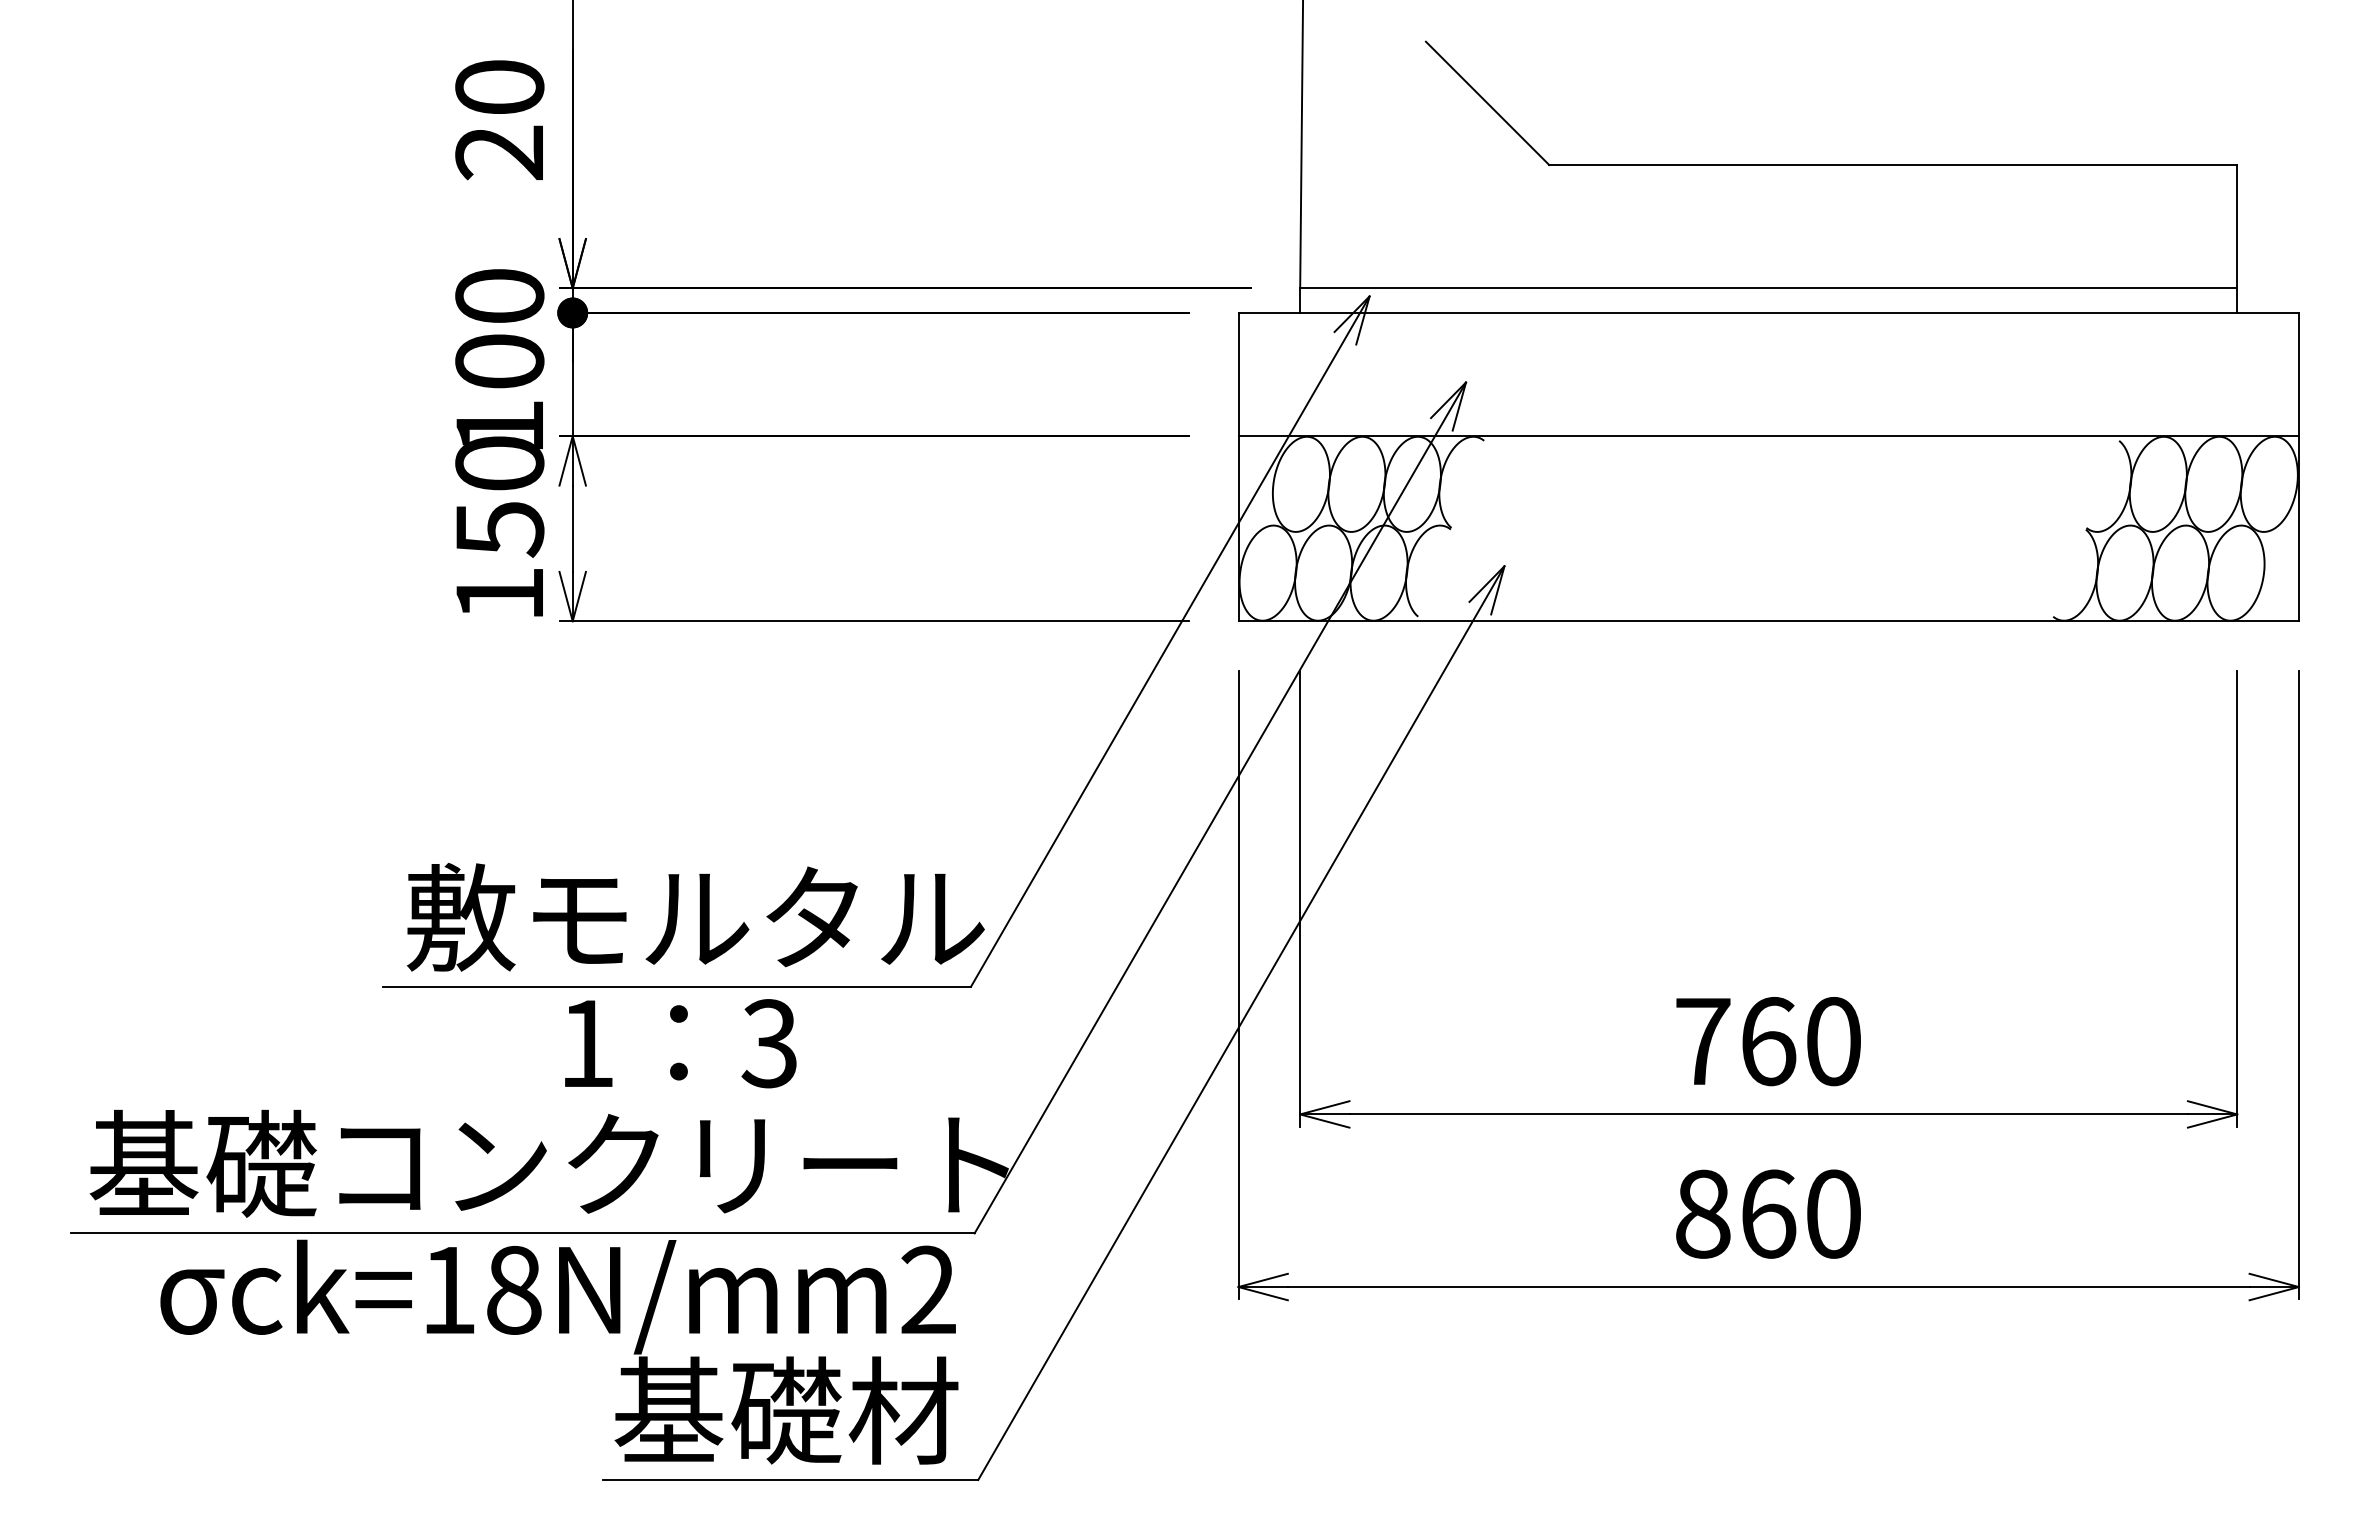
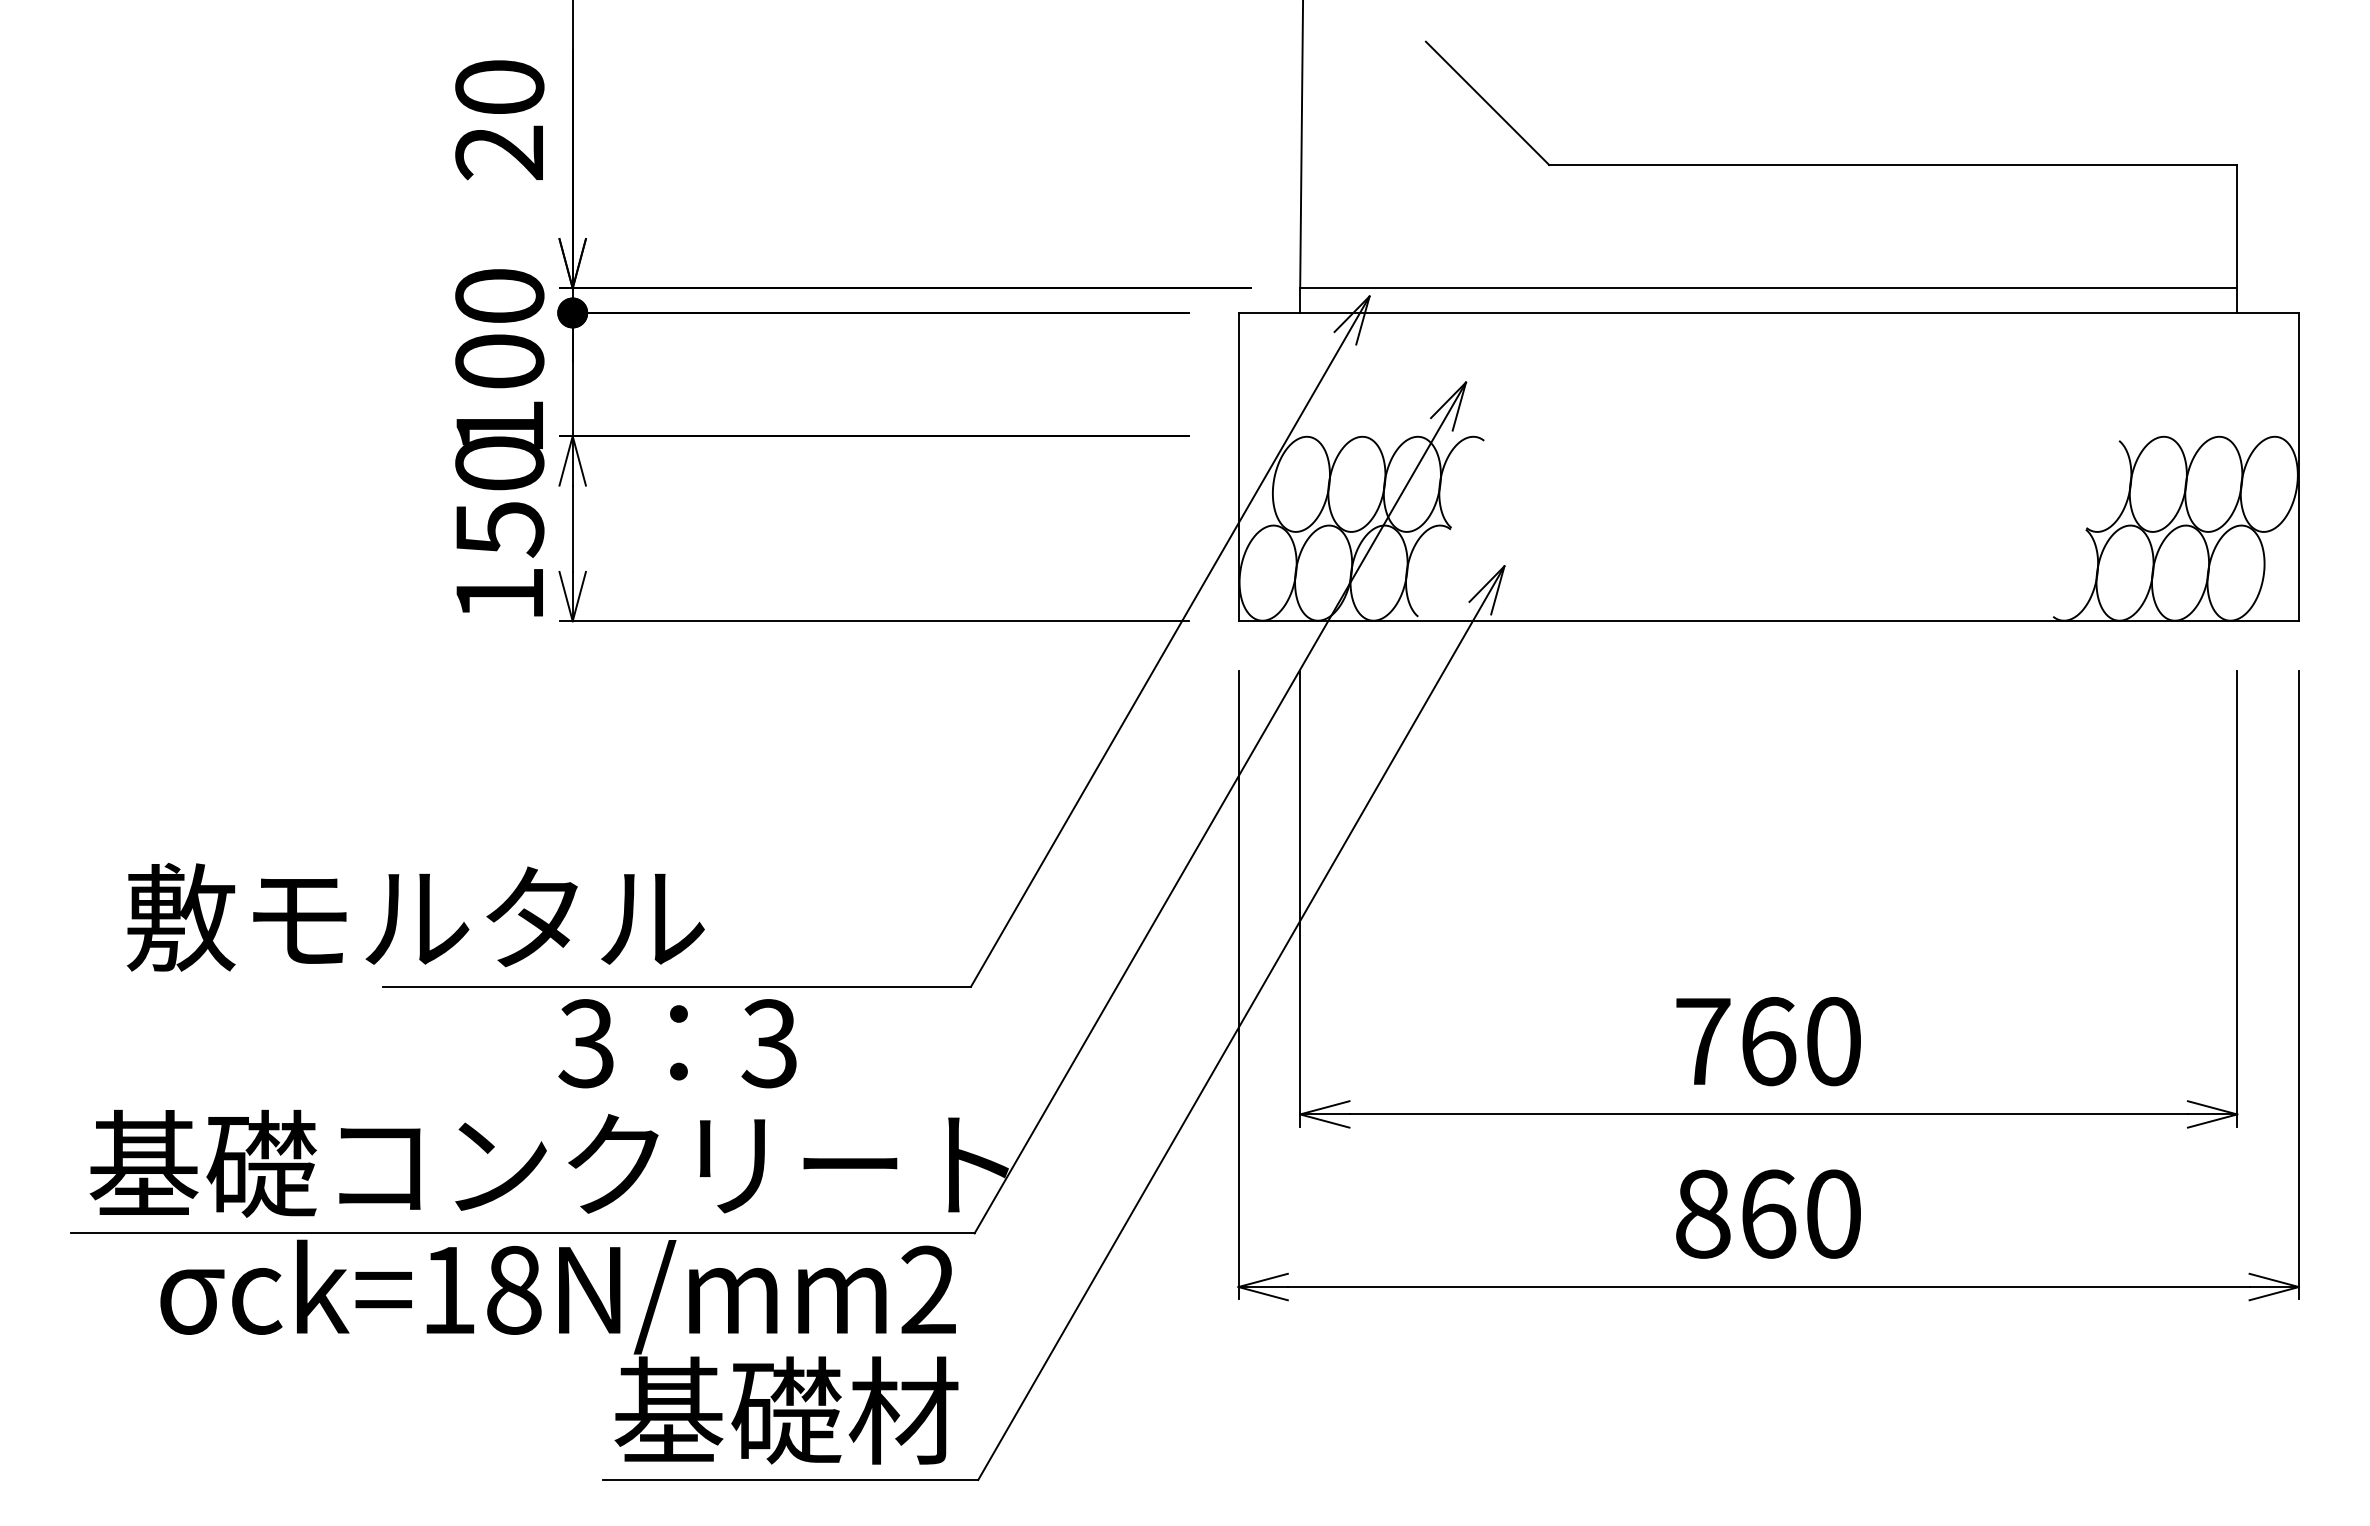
line: present -> none (1768, 436)
text position: (695, 916) -> (415, 916) (415, 916)
text: 1 -> 3 (585, 1043)
